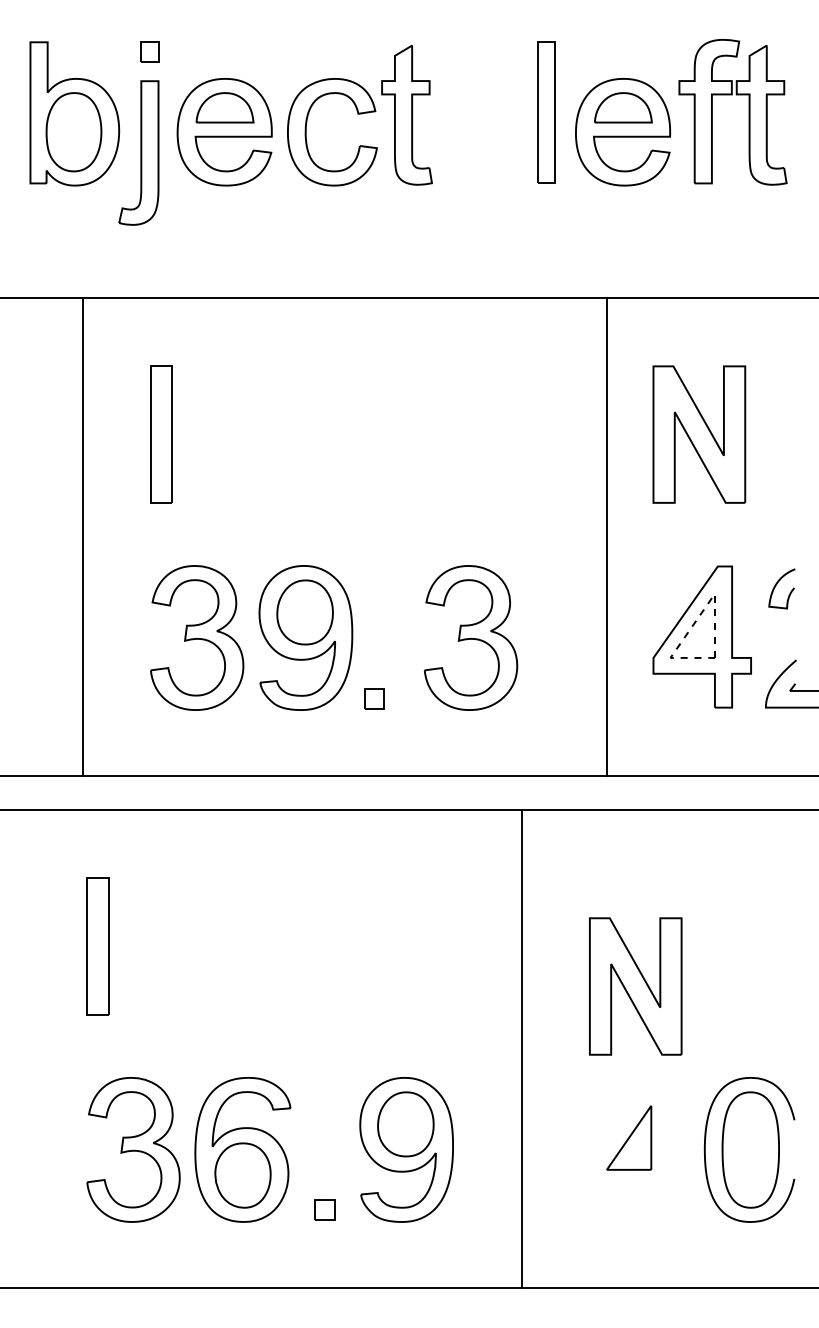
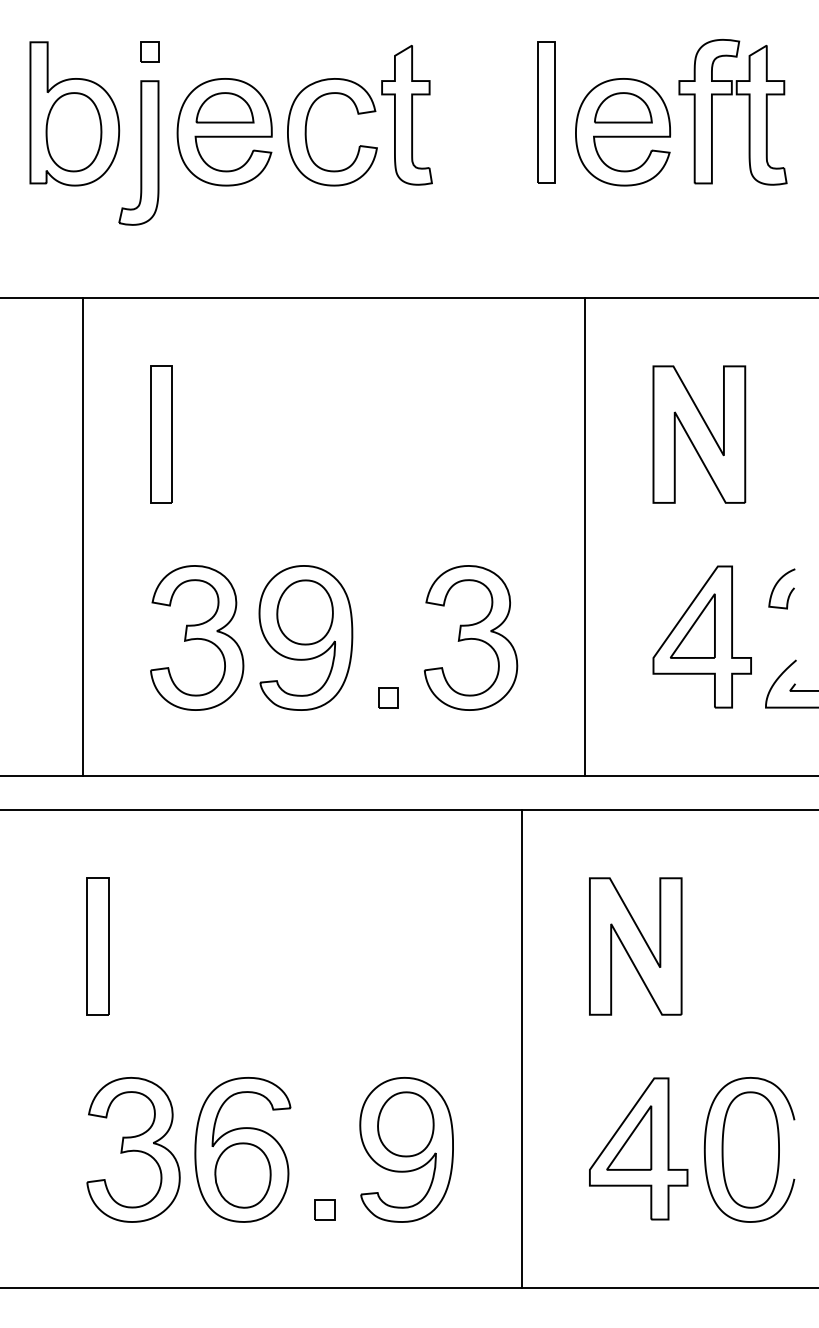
line position: (607, 537) -> (585, 537) (585, 537)
line: dashed -> solid (698, 617)
part position: (374, 698) -> (388, 697) (388, 697)
part position: (635, 986) -> (635, 946) (635, 946)
part: none -> present (638, 1148)
